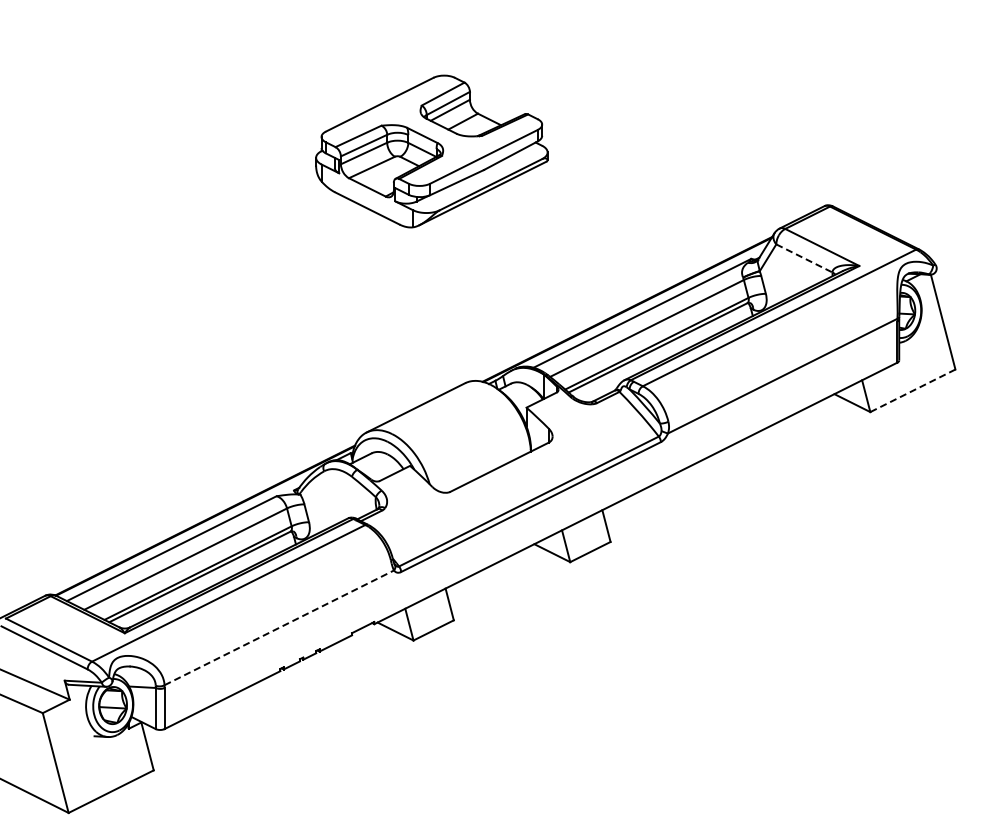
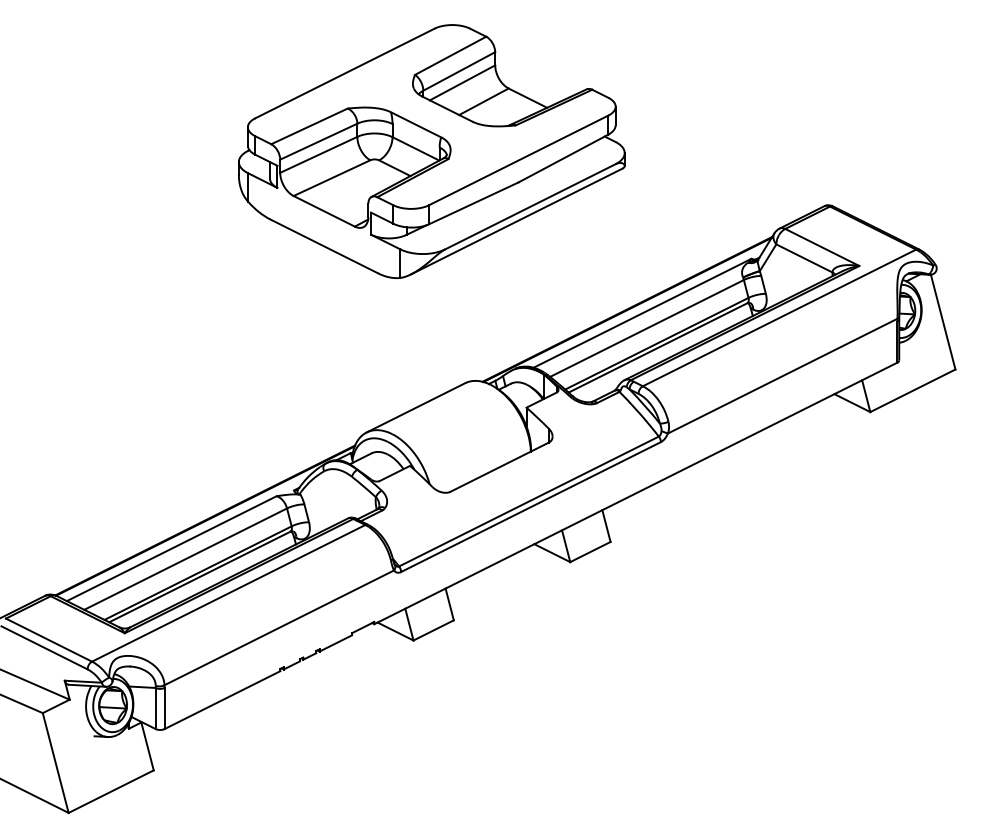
part size: 234x155 px -> 388x255 px (431, 151)
line: dashed -> solid (804, 258)
line: dashed -> solid (912, 390)
line: dashed -> solid (279, 627)
